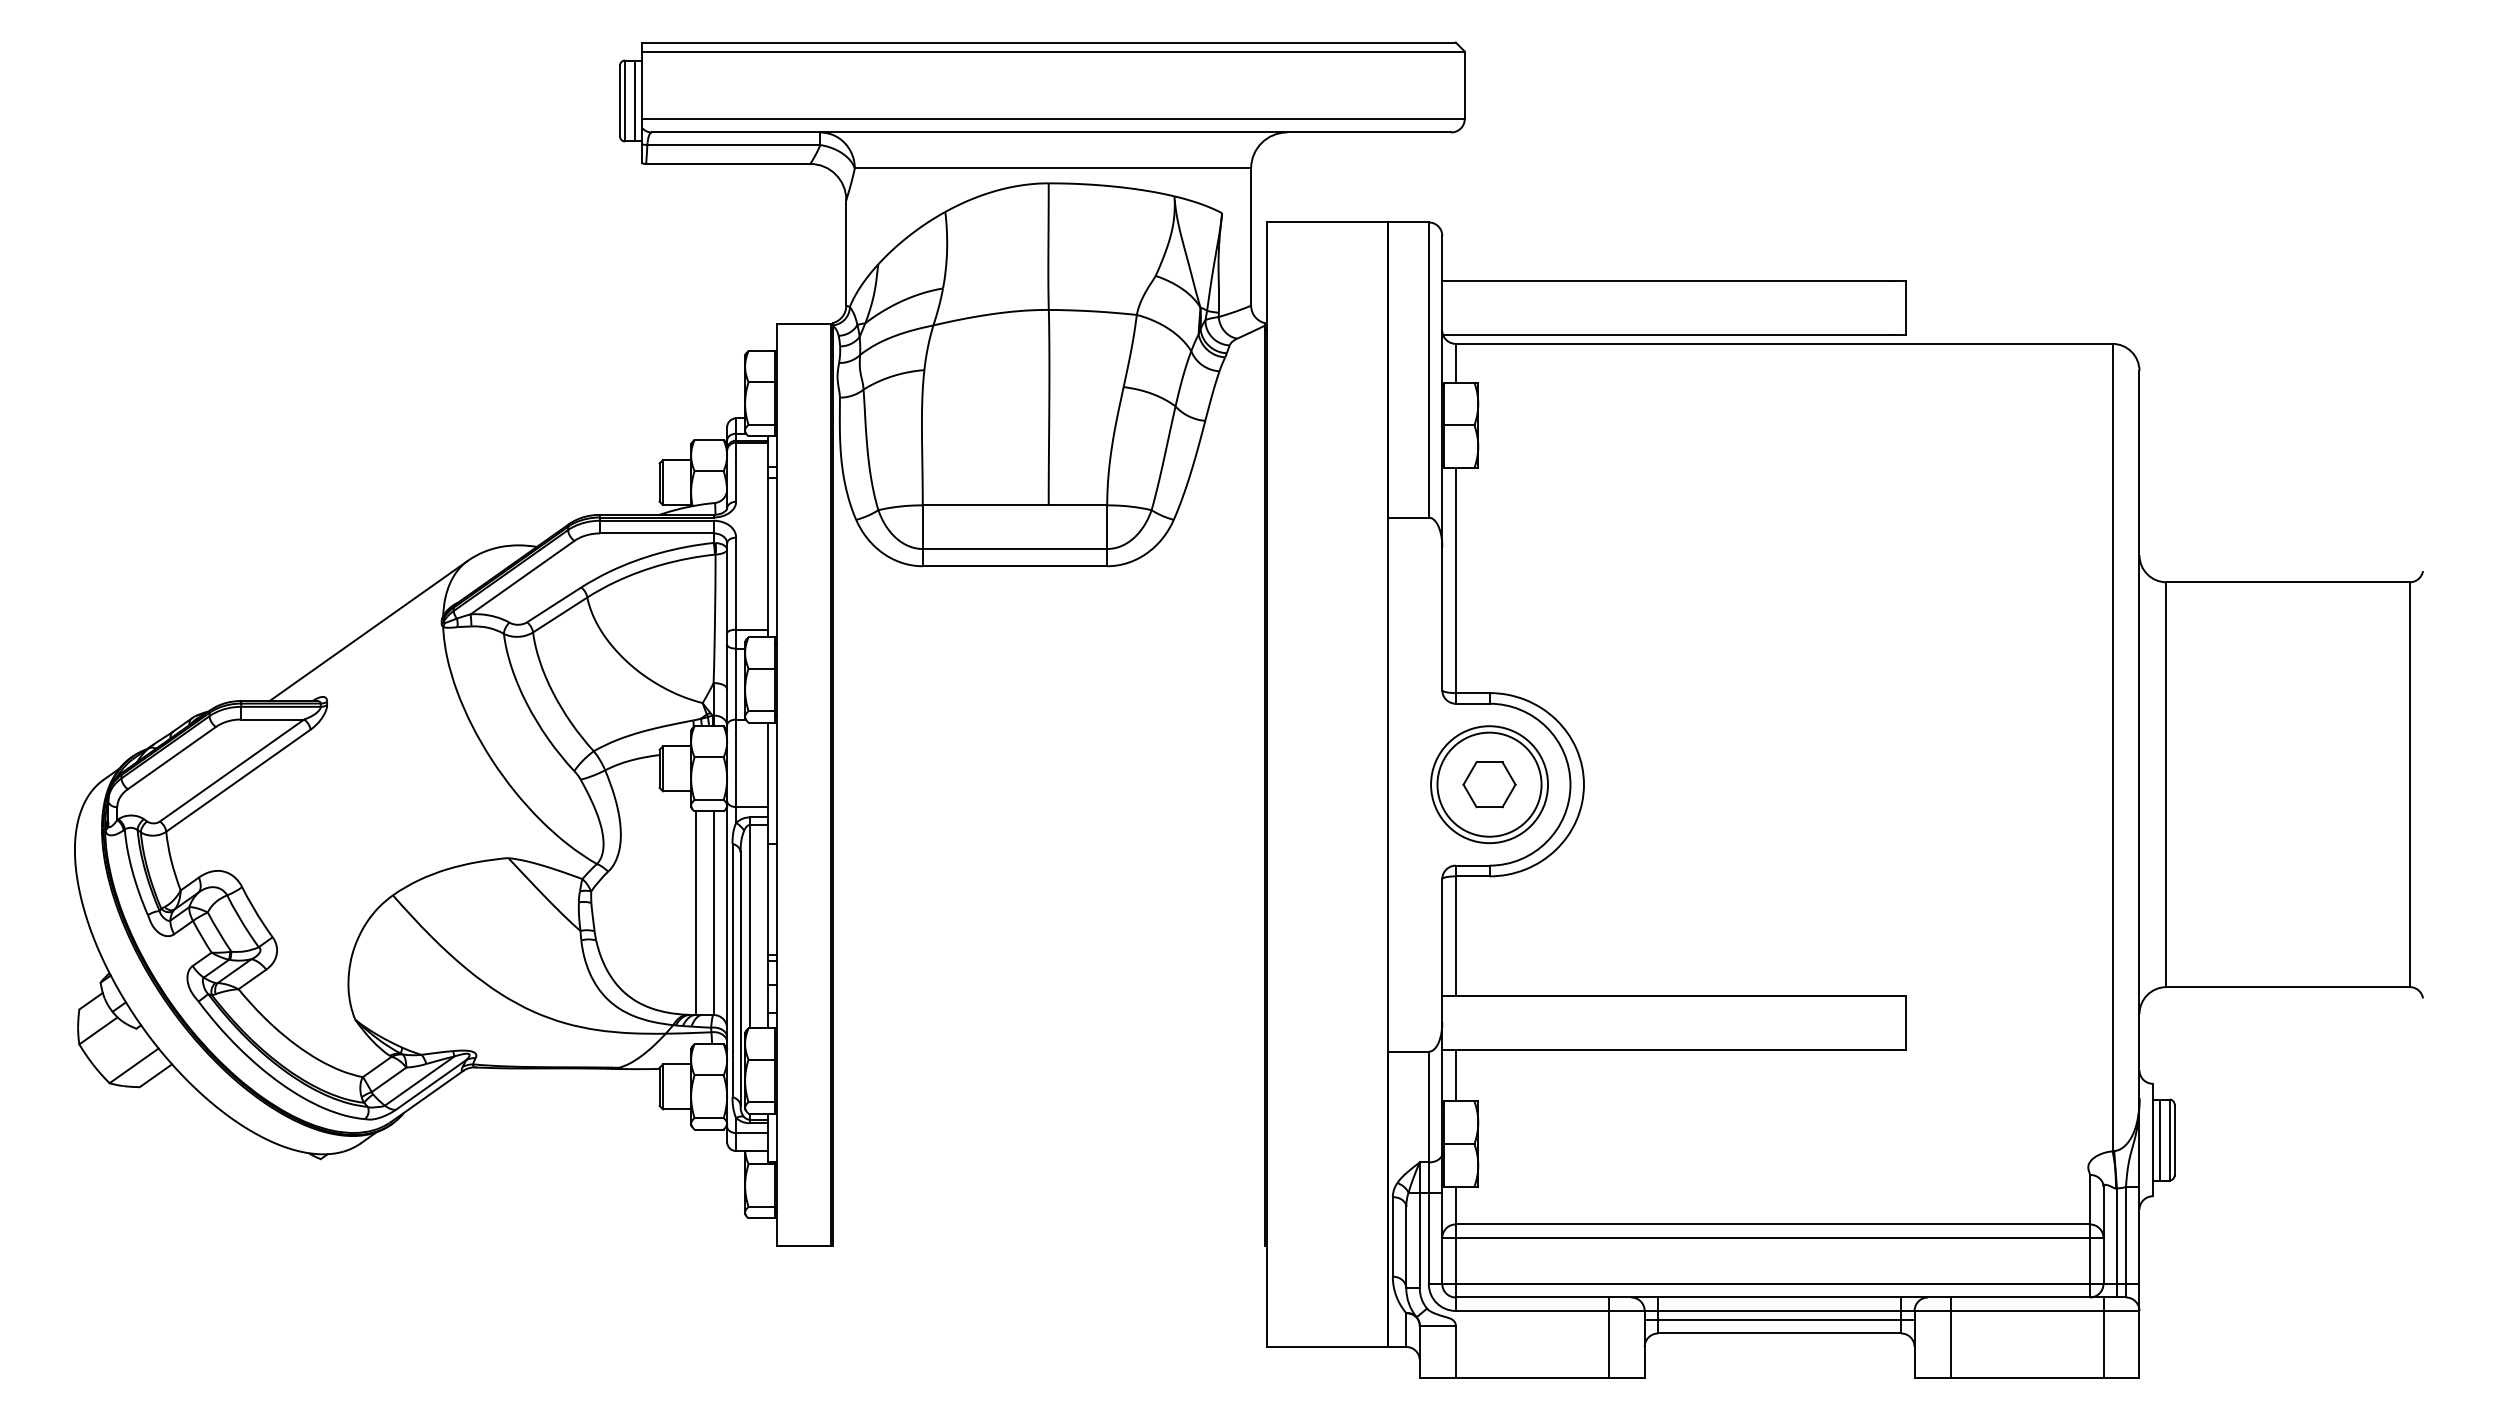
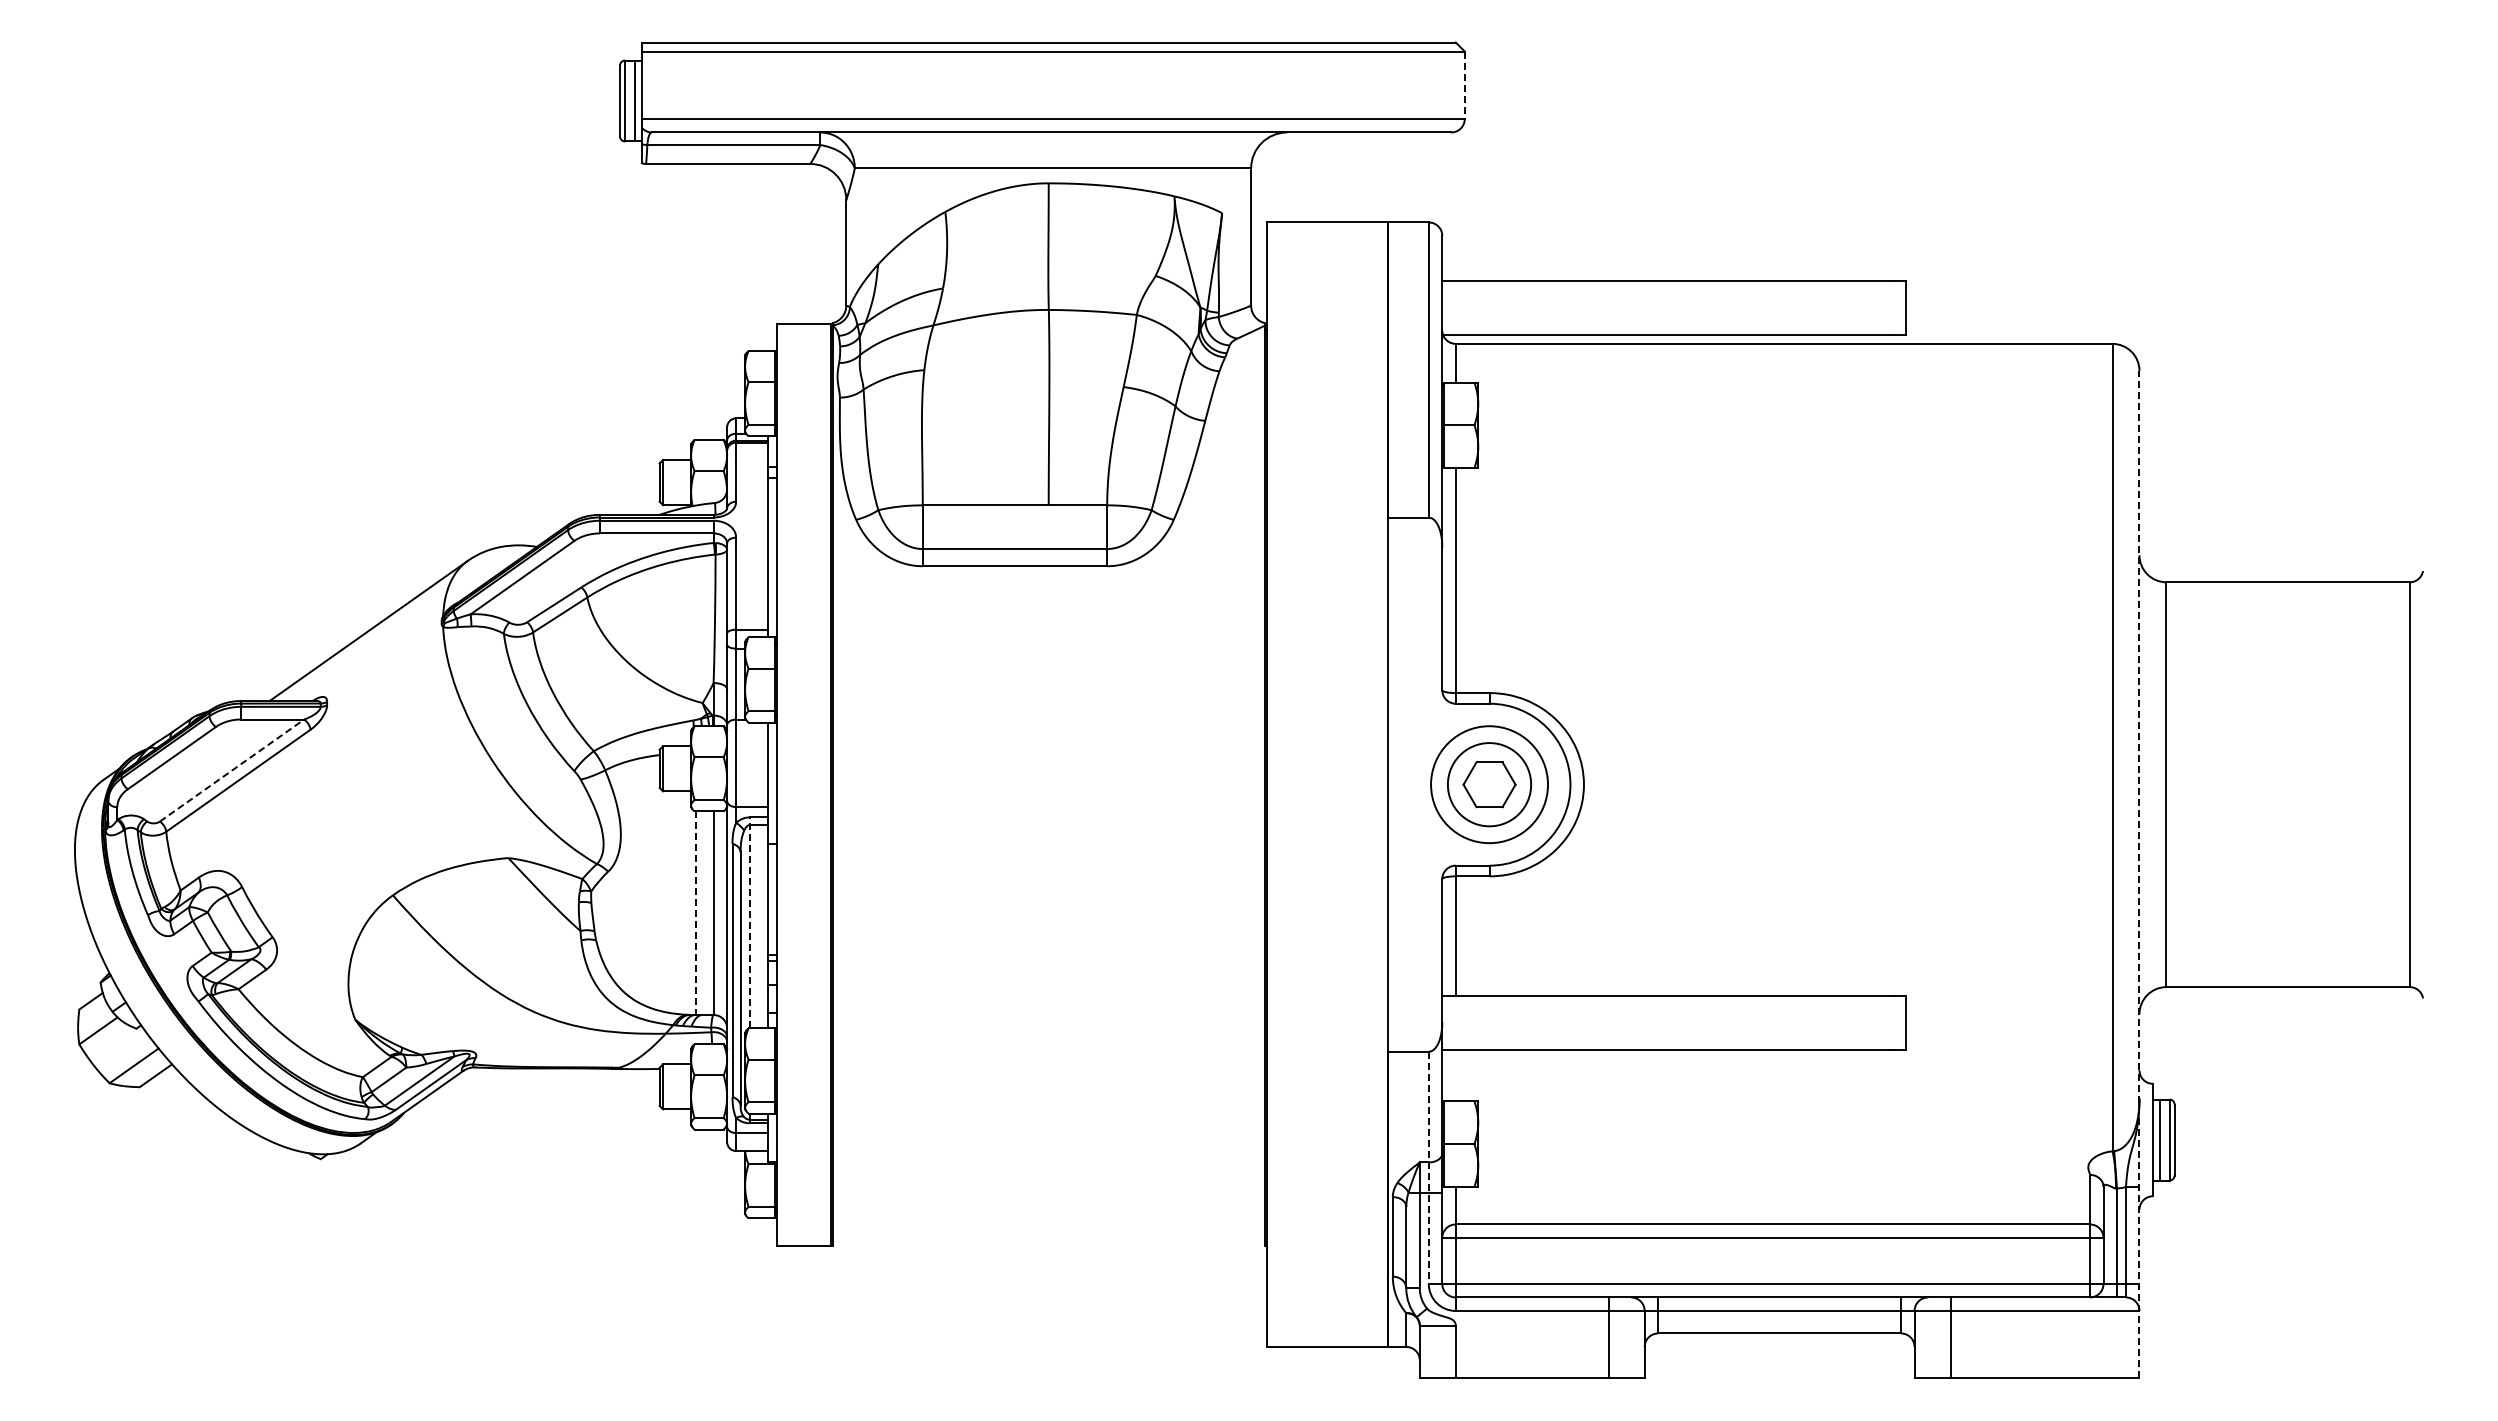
line: solid -> dashed (1464, 85)
line: solid -> dashed (232, 770)
circle diameter: 104 px -> 83 px (1489, 784)
line: solid -> dashed (2139, 874)
line: solid -> dashed (695, 913)
line: solid -> dashed (749, 922)
line: present -> none (1455, 1075)
line: solid -> dashed (1428, 1168)
line: present -> none (1779, 1319)
line: present -> none (2103, 1337)
